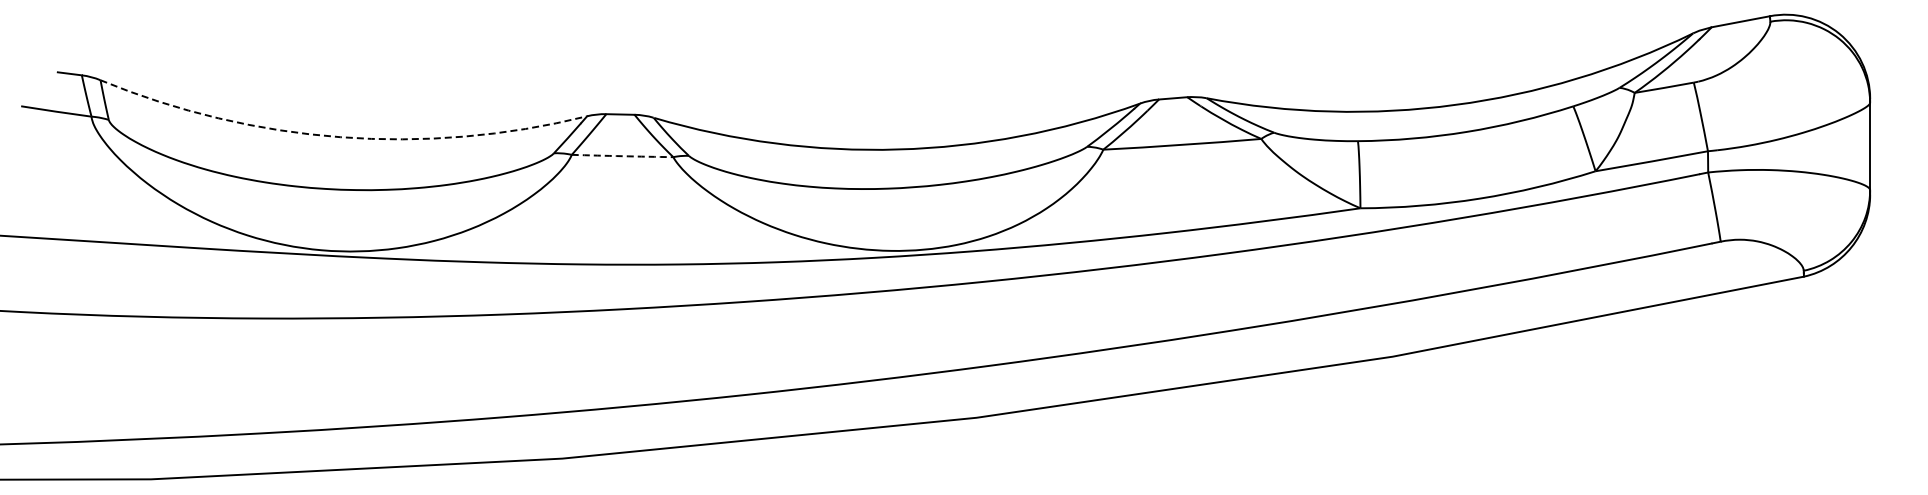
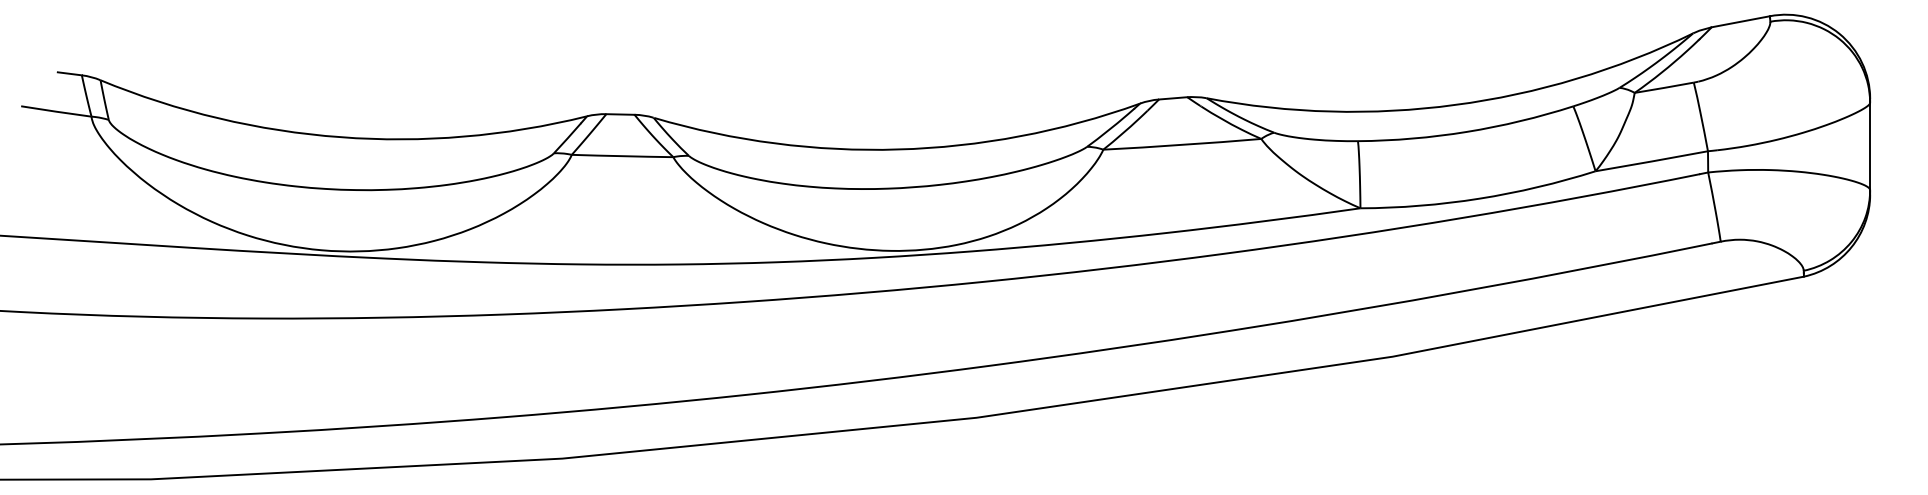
arc: dashed -> solid (340, 137)
arc: dashed -> solid (622, 156)
